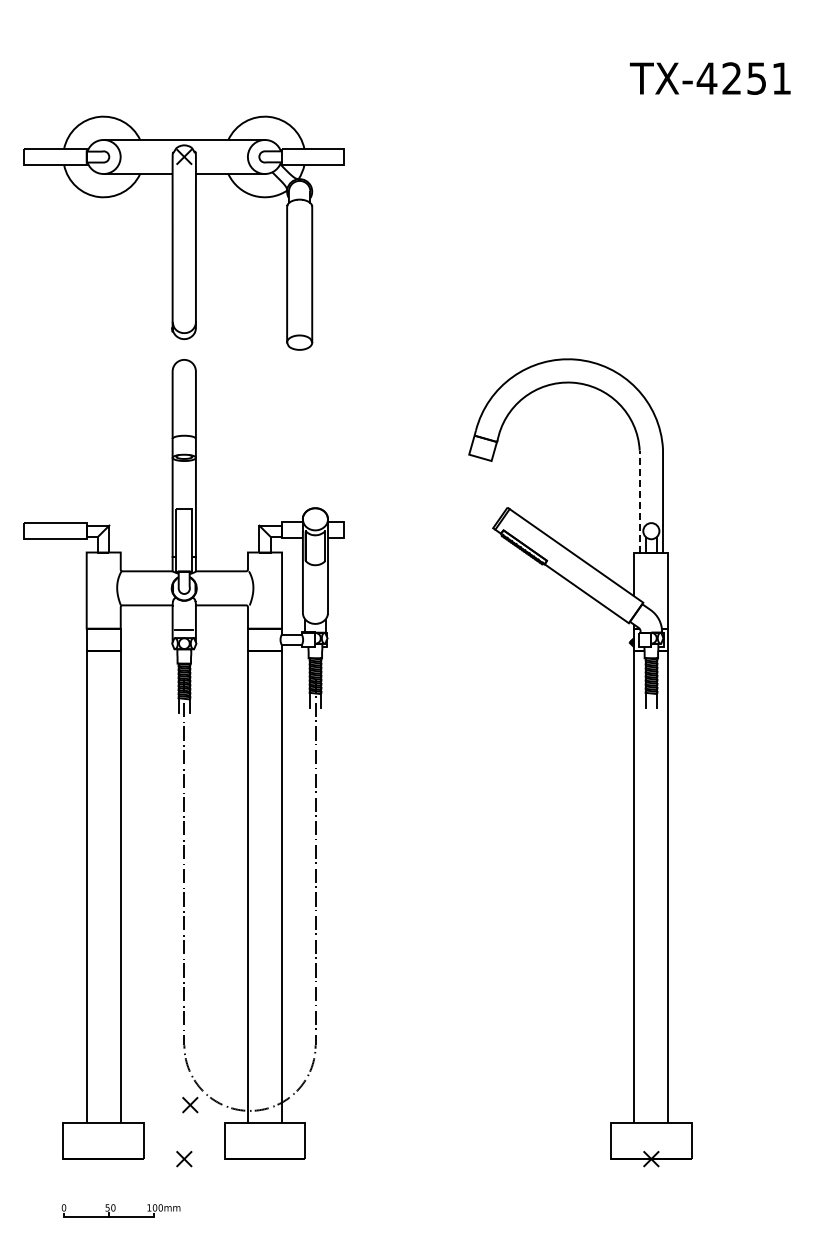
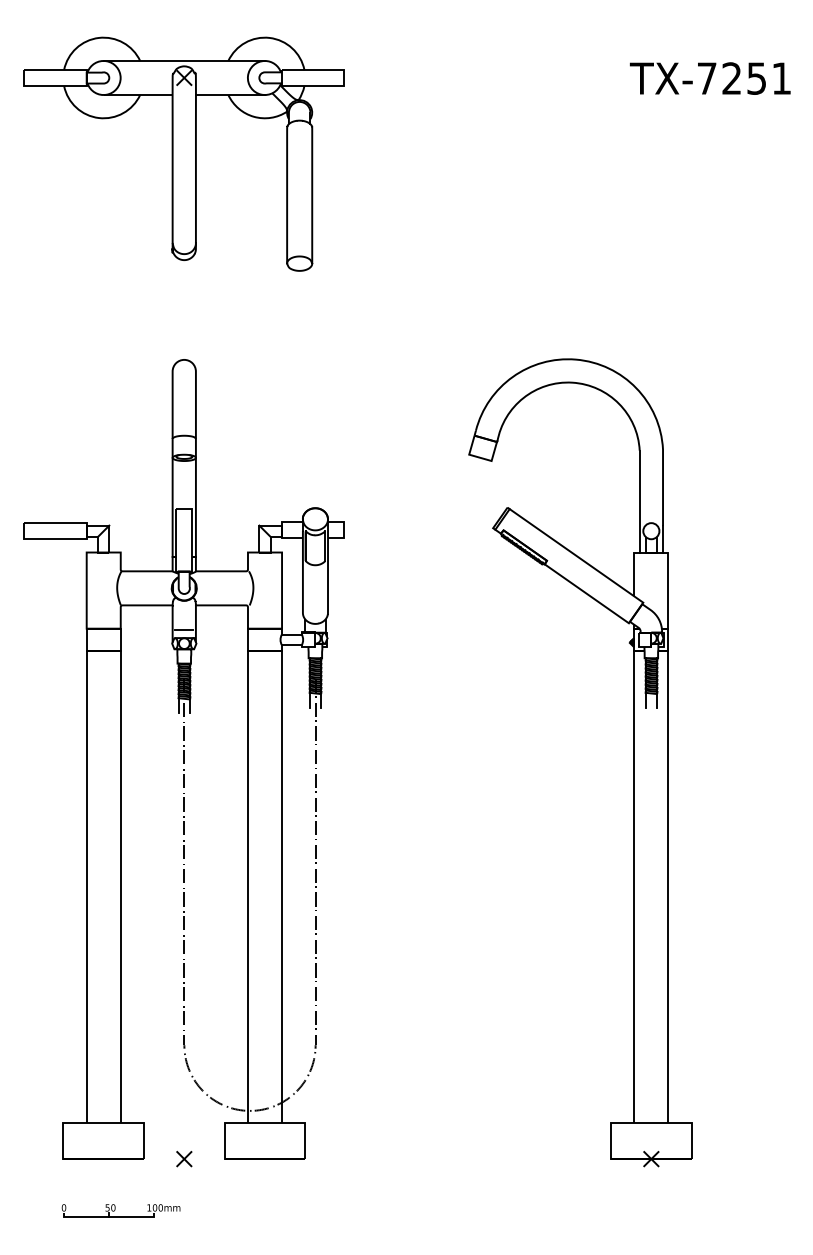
text: TX-4251 -> TX-7251 (706, 78)
part position: (183, 232) -> (183, 153) (183, 153)
line: dashed -> solid (639, 501)
part: present -> none (190, 1105)
